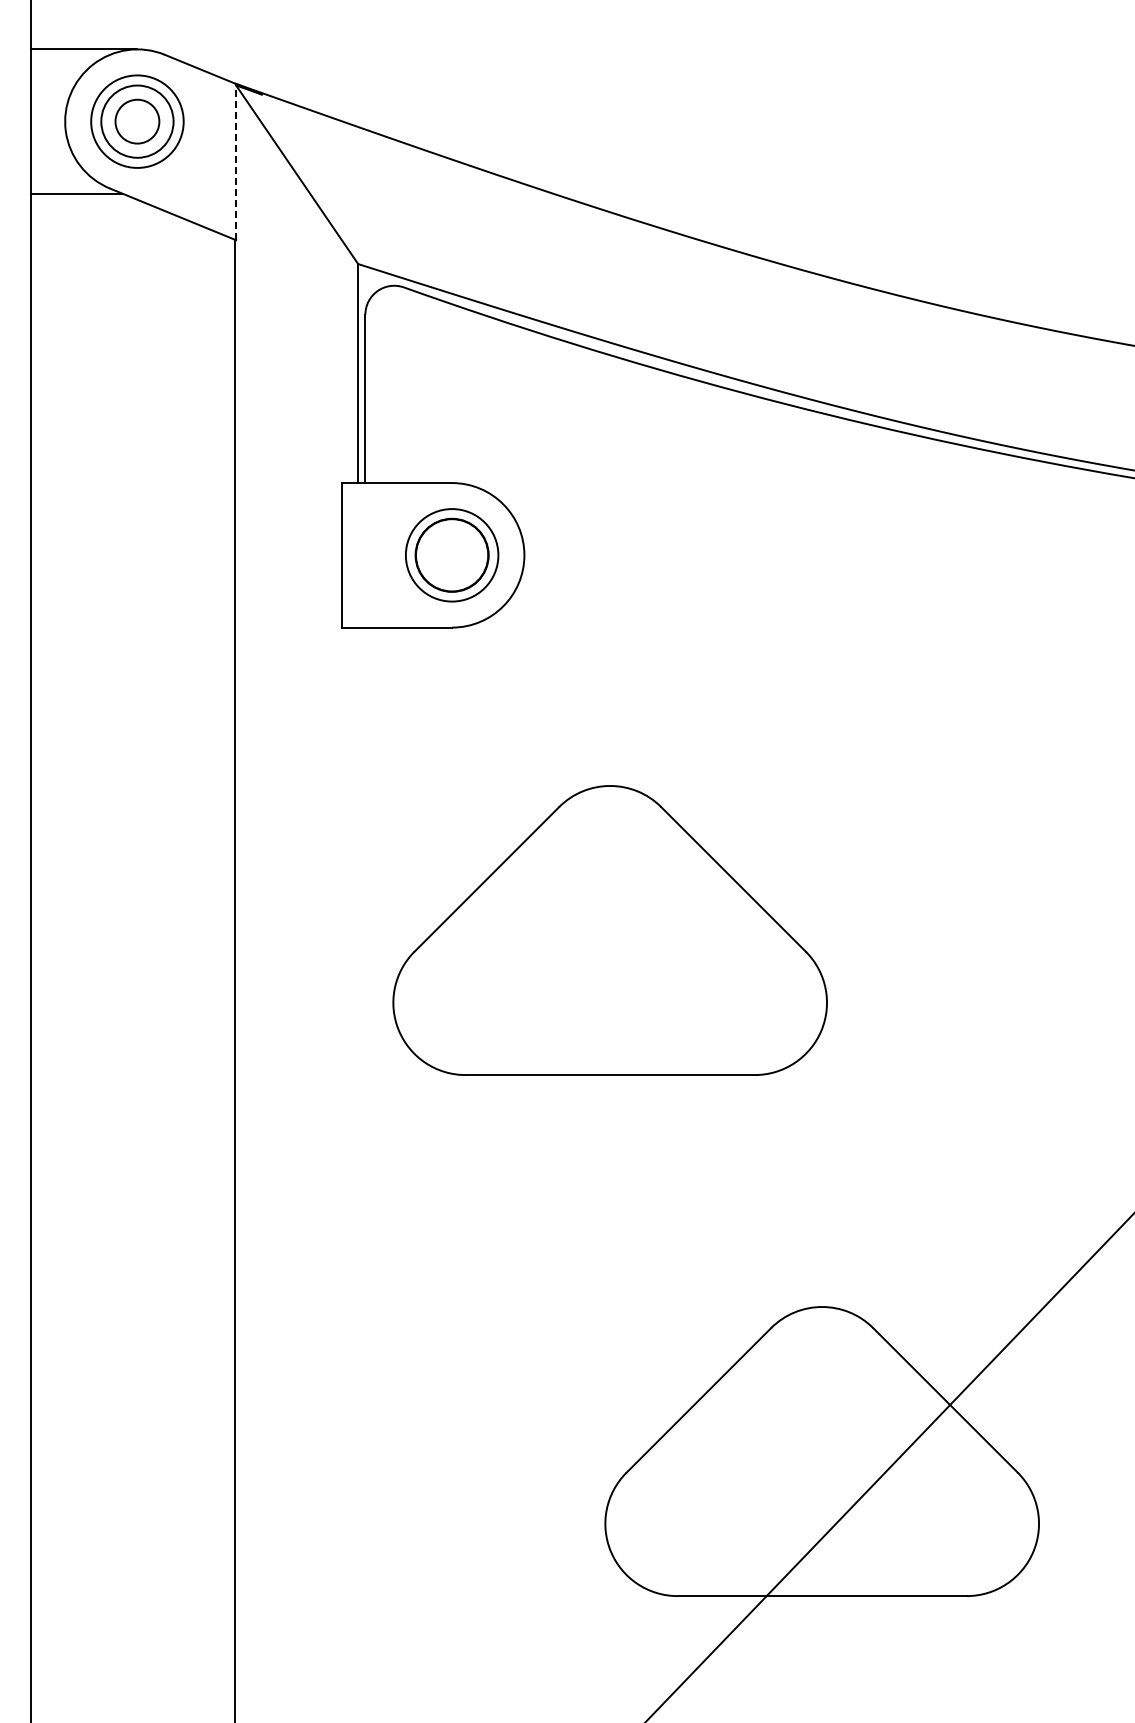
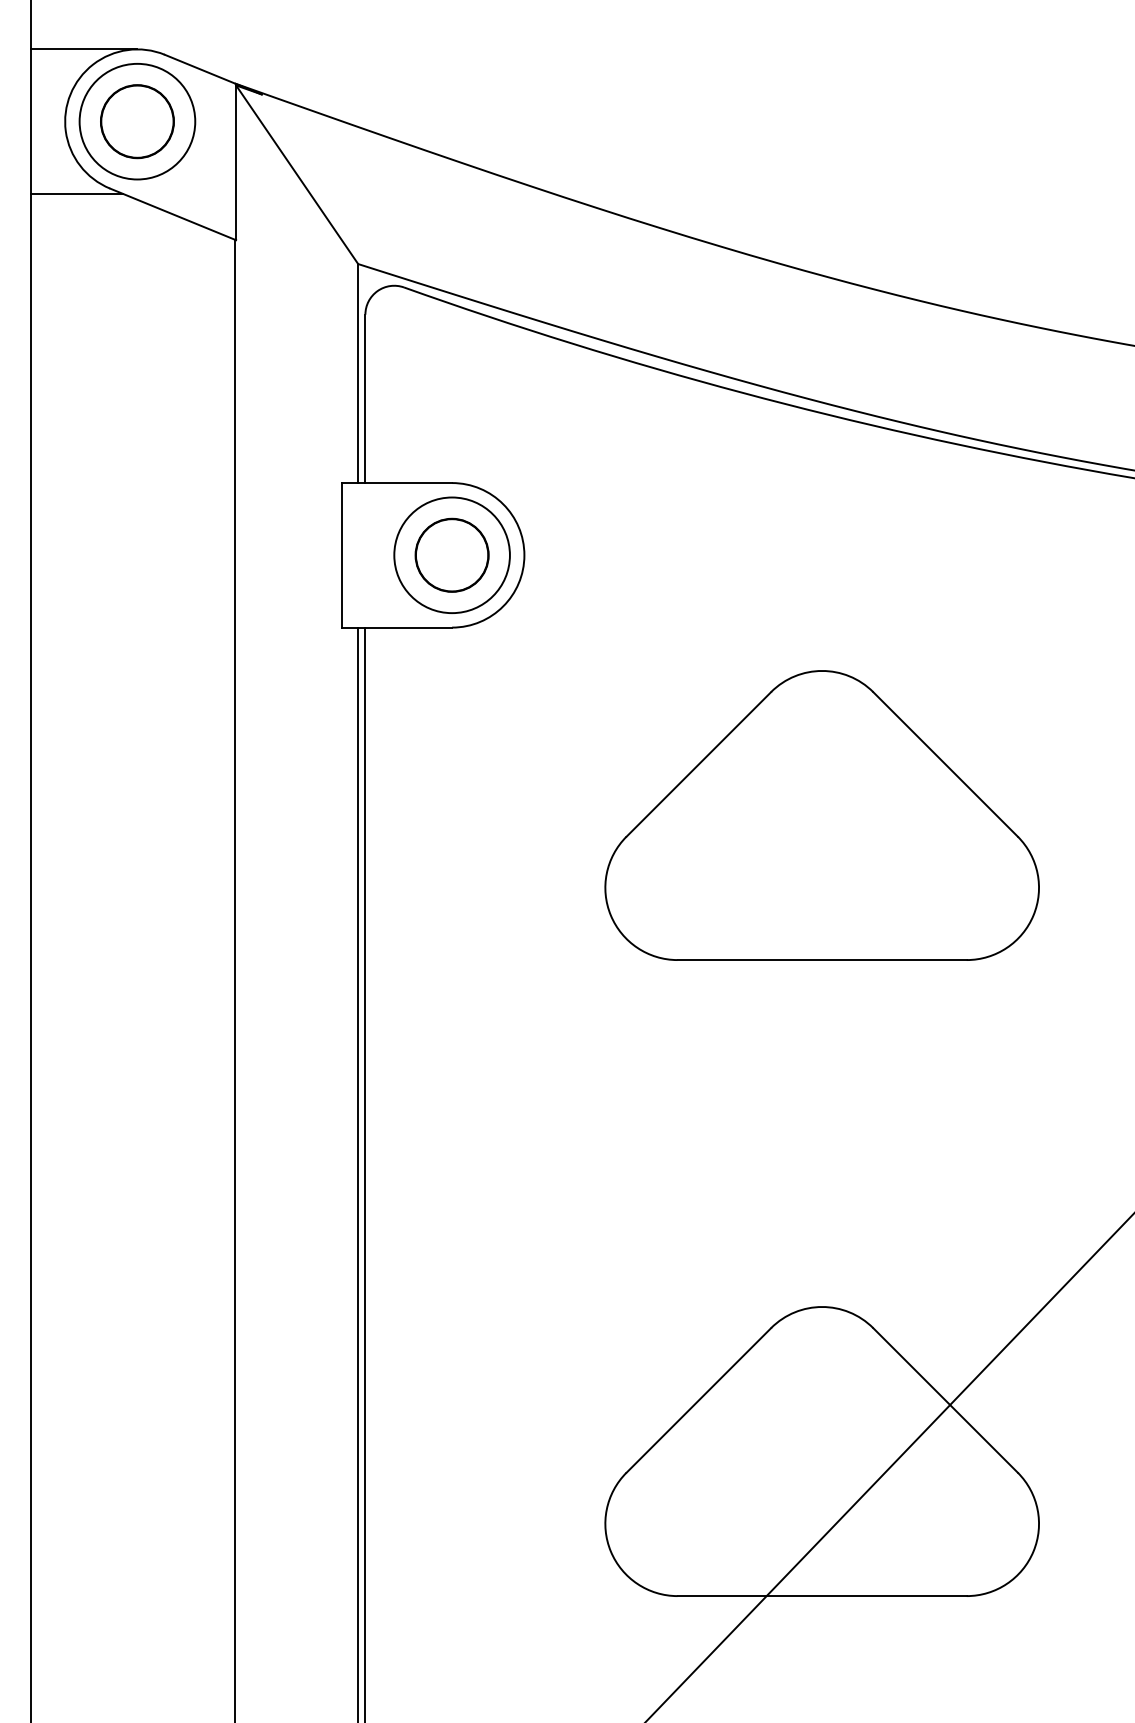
circle diameter: 44 px -> 73 px (136, 121)
circle diameter: 93 px -> 116 px (137, 121)
line: dashed -> solid (236, 162)
circle diameter: 93 px -> 116 px (451, 555)
part position: (609, 930) -> (821, 815) (821, 815)
line: none -> present (358, 1173)
line: none -> present (365, 1173)
